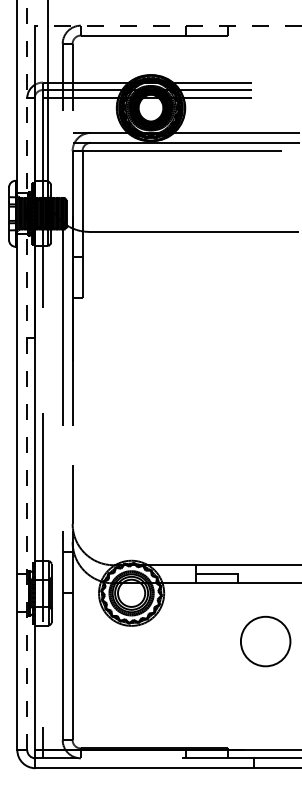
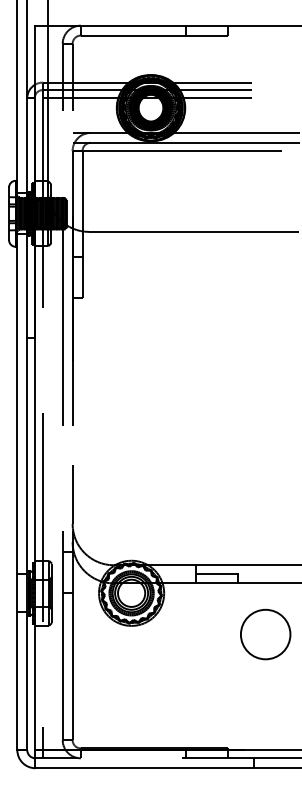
line: dashed -> solid (168, 25)
line: dashed -> solid (27, 375)
circle position: (265, 641) -> (265, 634) (265, 634)
